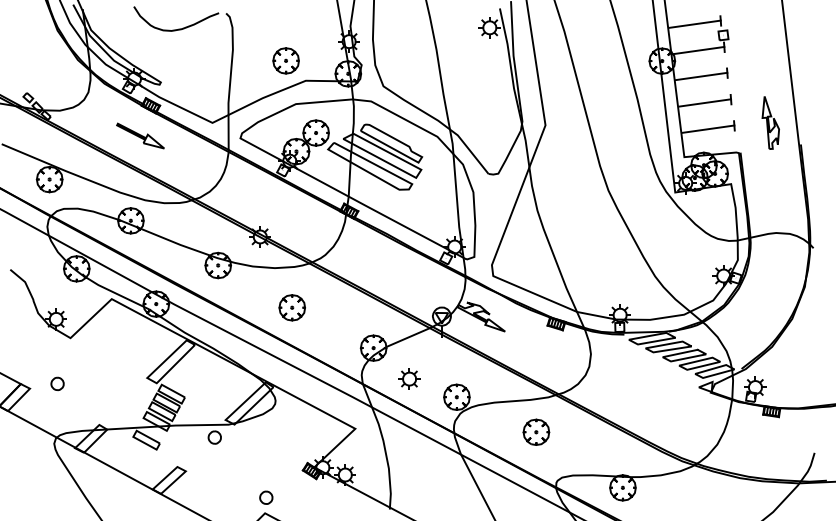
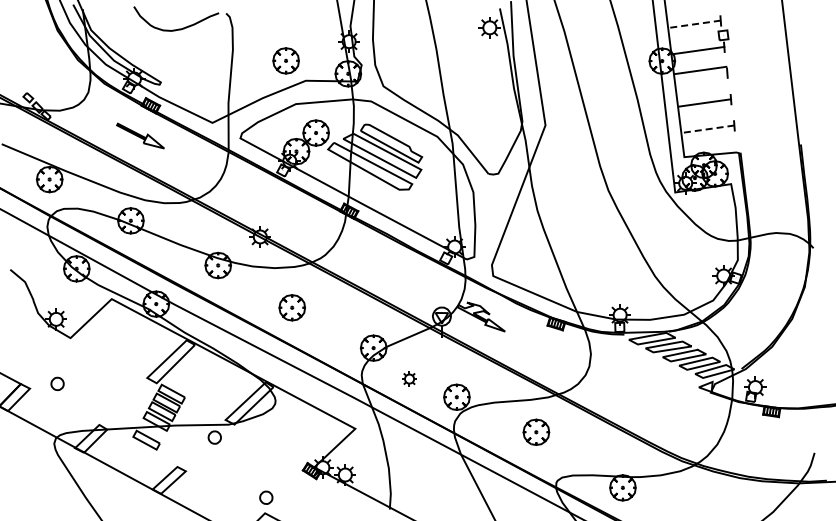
line: solid -> dashed (694, 24)
line position: (701, 76) -> (700, 70) (700, 70)
part: present -> none (770, 122)
line: solid -> dashed (708, 129)
part size: 23x22 px -> 15x16 px (409, 378)
